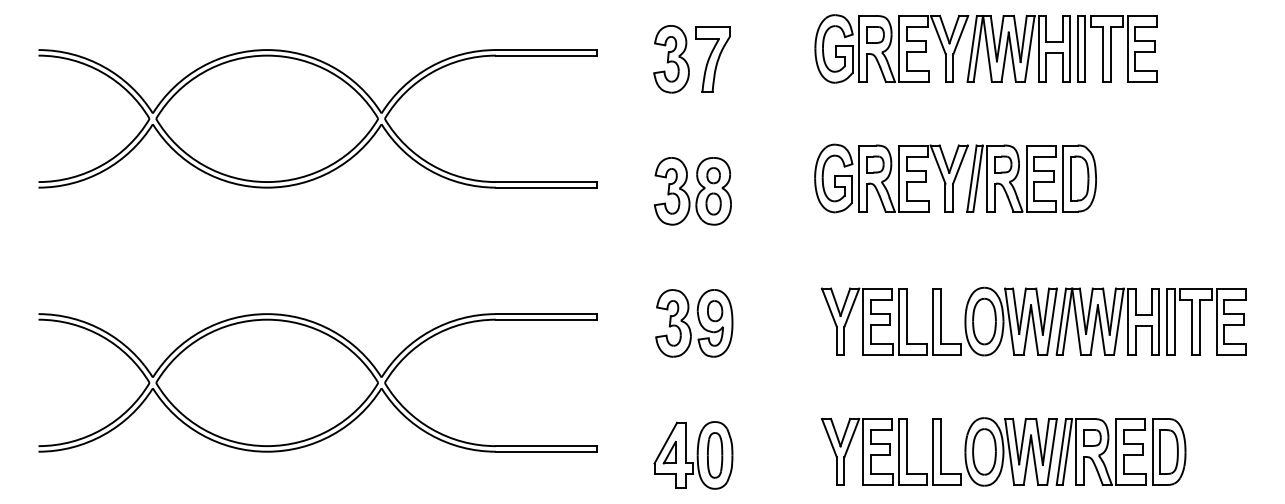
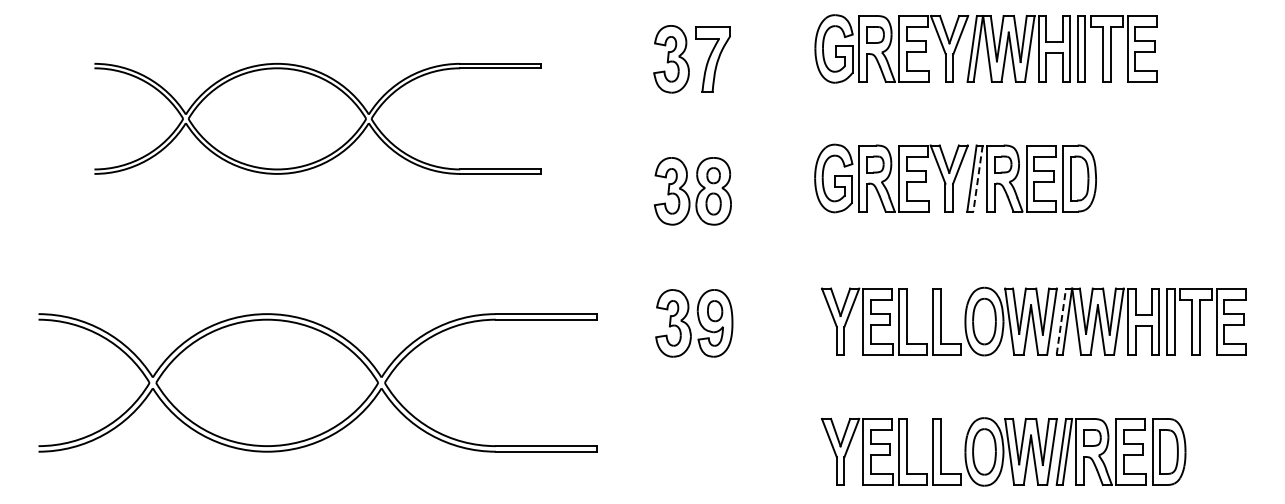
part size: 560x140 px -> 448x113 px (317, 118)
line: solid -> dashed (977, 179)
line: solid -> dashed (1061, 321)
part: present -> none (693, 455)
